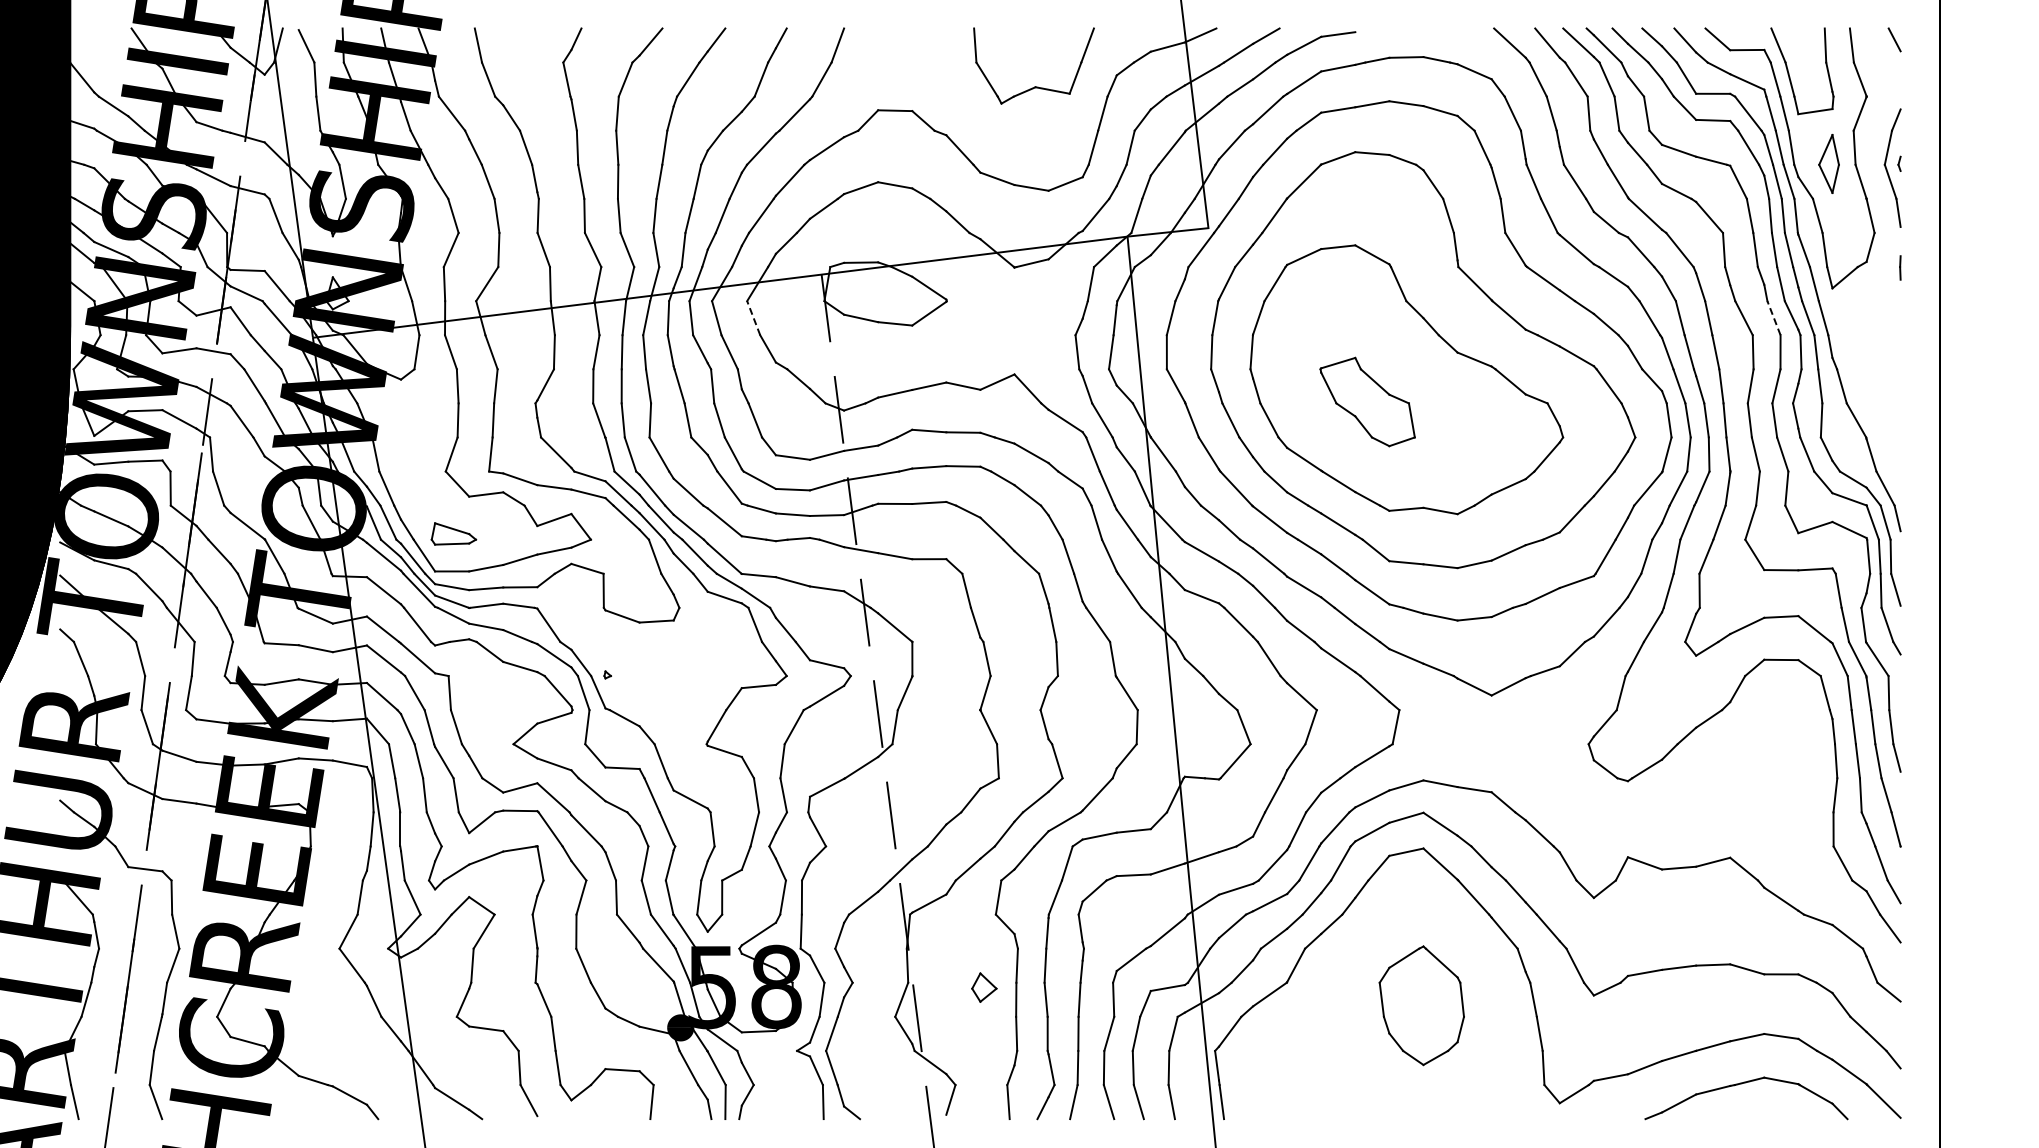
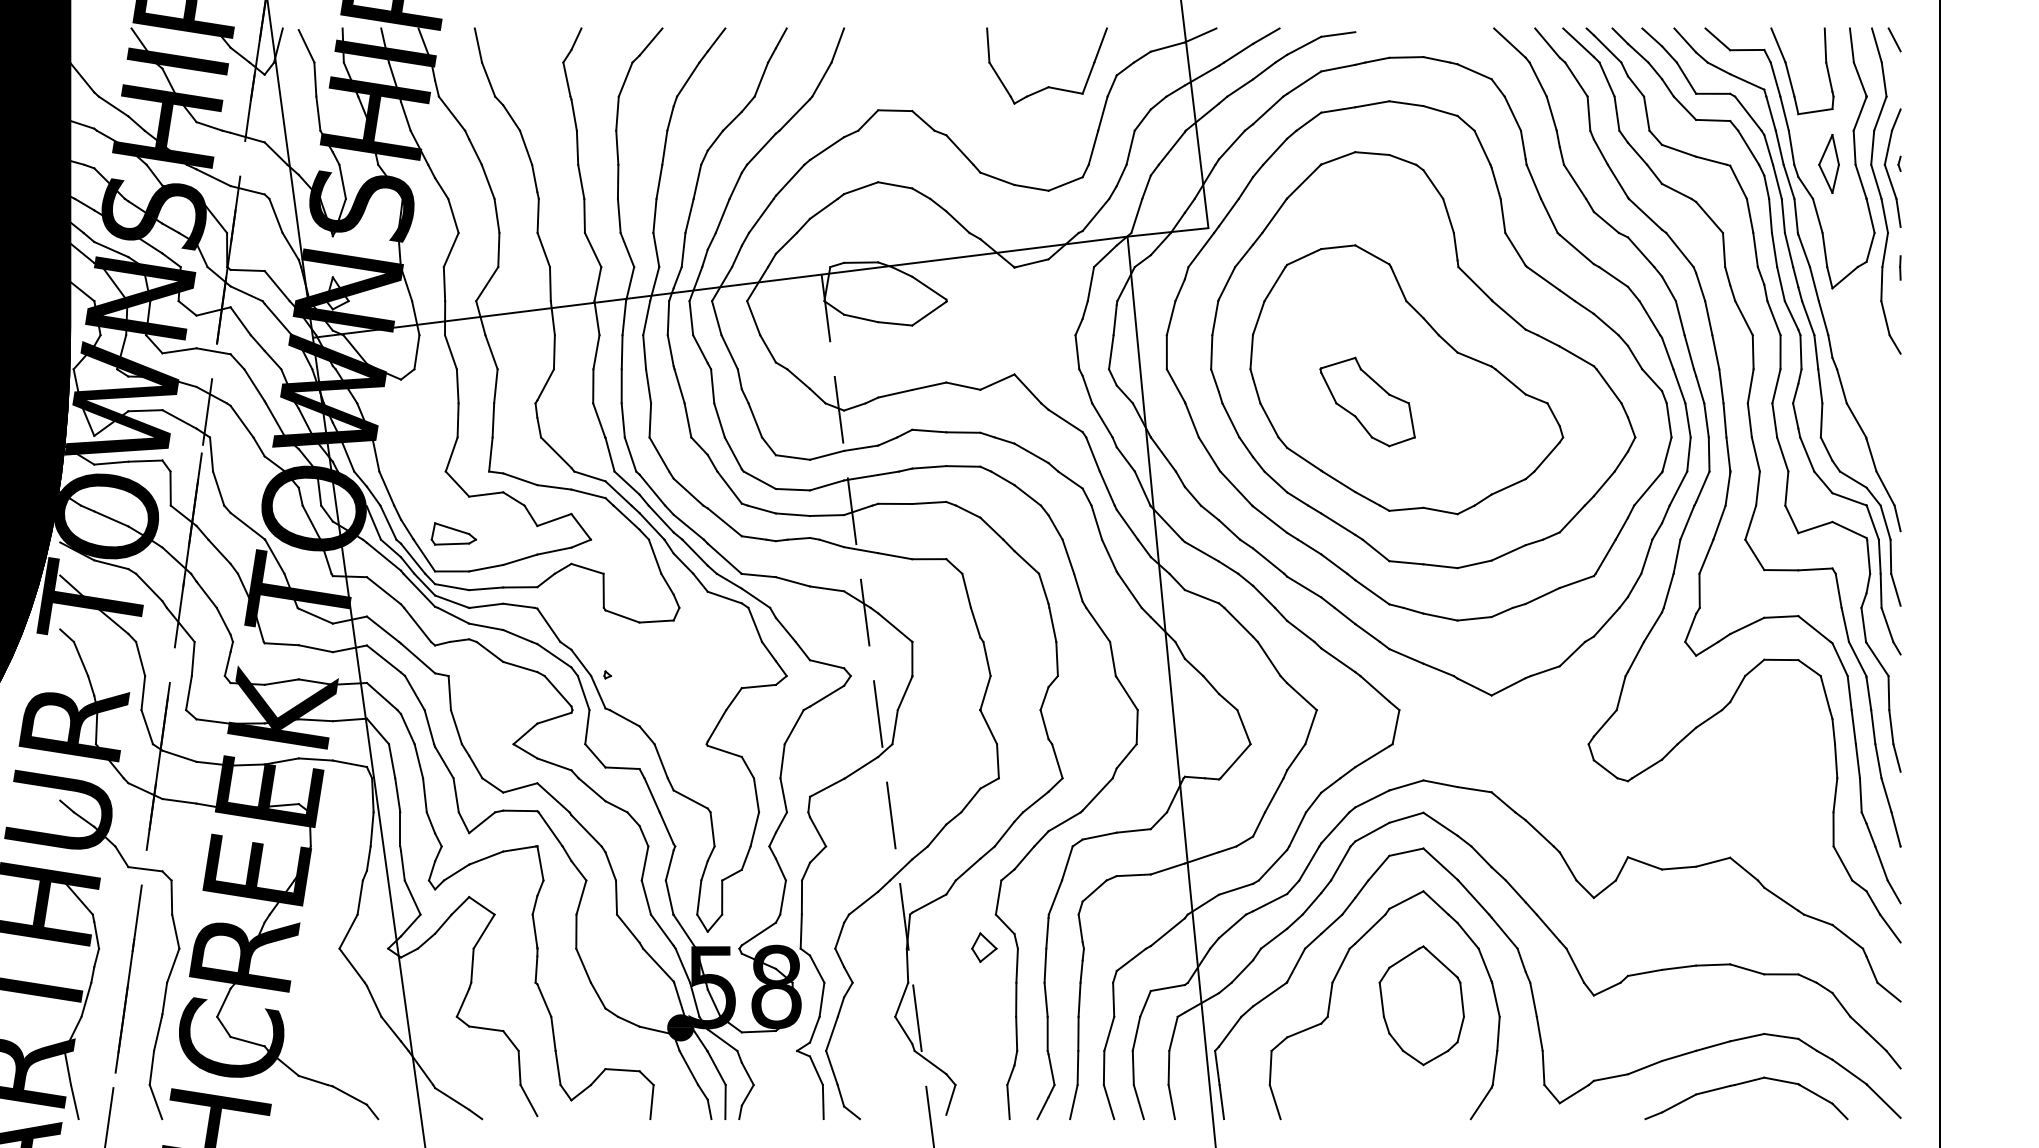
part position: (1034, 86) -> (1047, 86) (1047, 86)
part: none -> present (1885, 190)
line: dashed -> solid (753, 317)
line: dashed -> solid (1773, 317)
part position: (984, 987) -> (984, 947) (984, 947)
part: none -> present (1331, 998)
